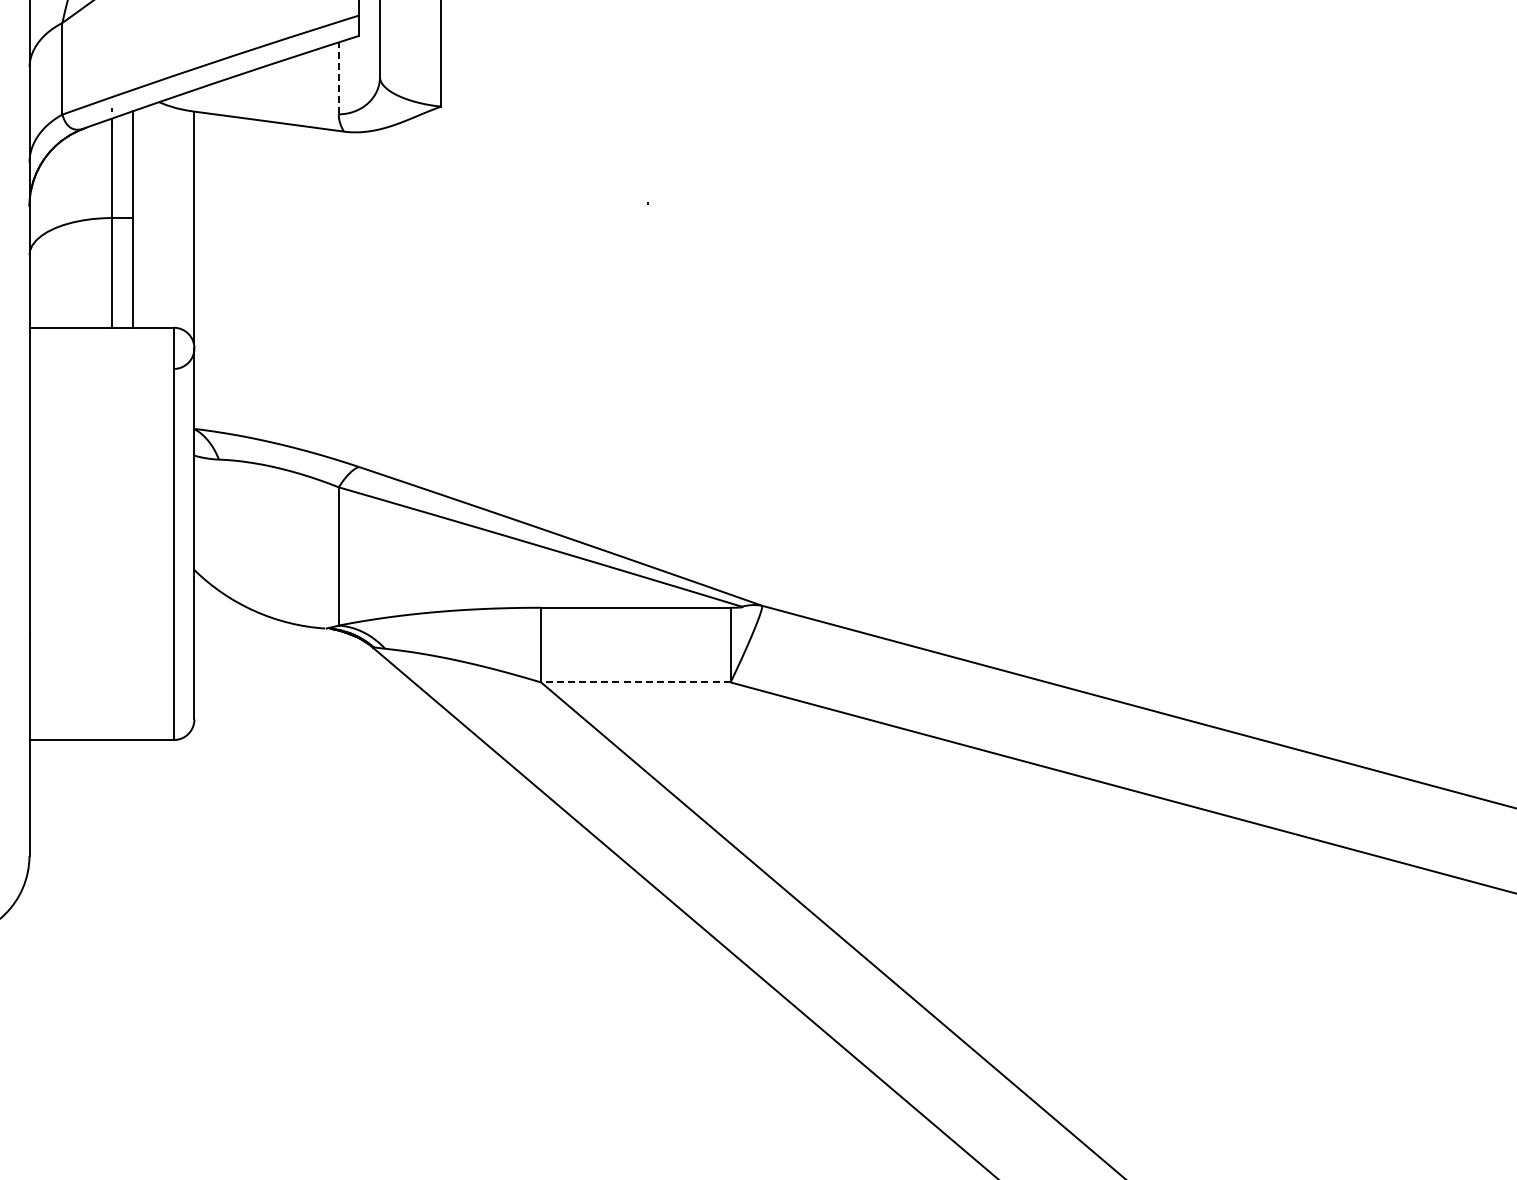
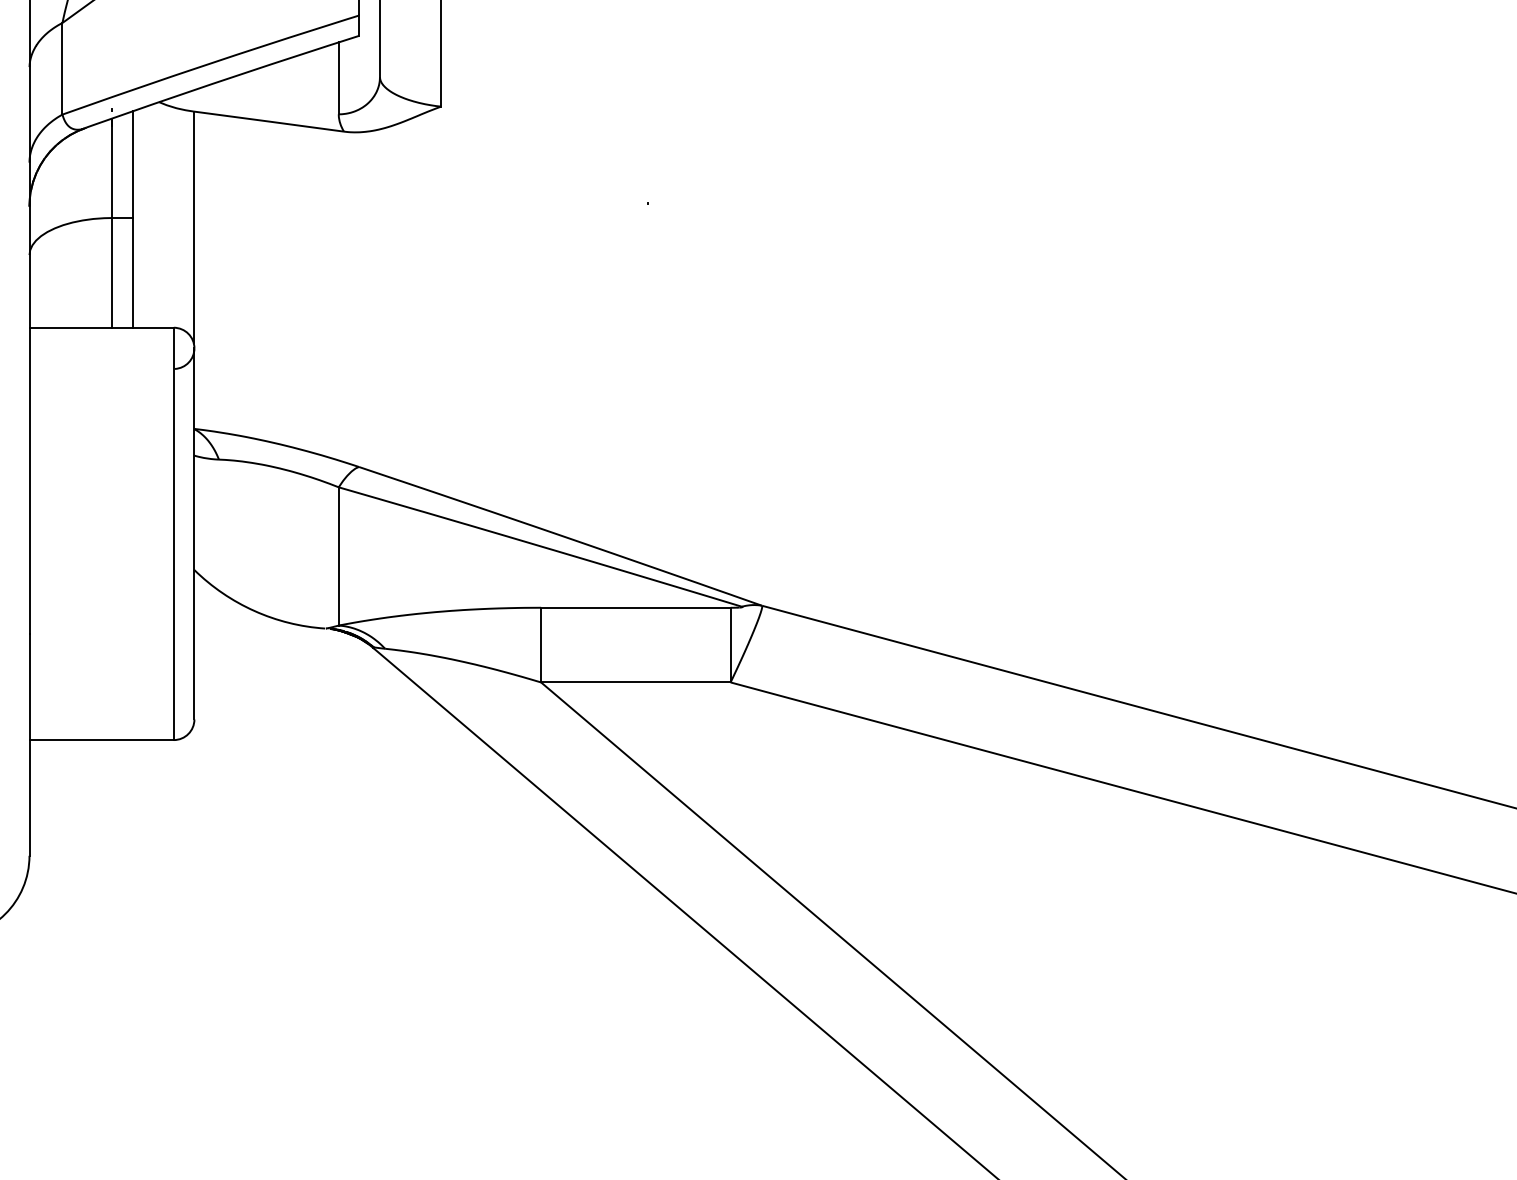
line: dashed -> solid (338, 78)
line: dashed -> solid (635, 682)
